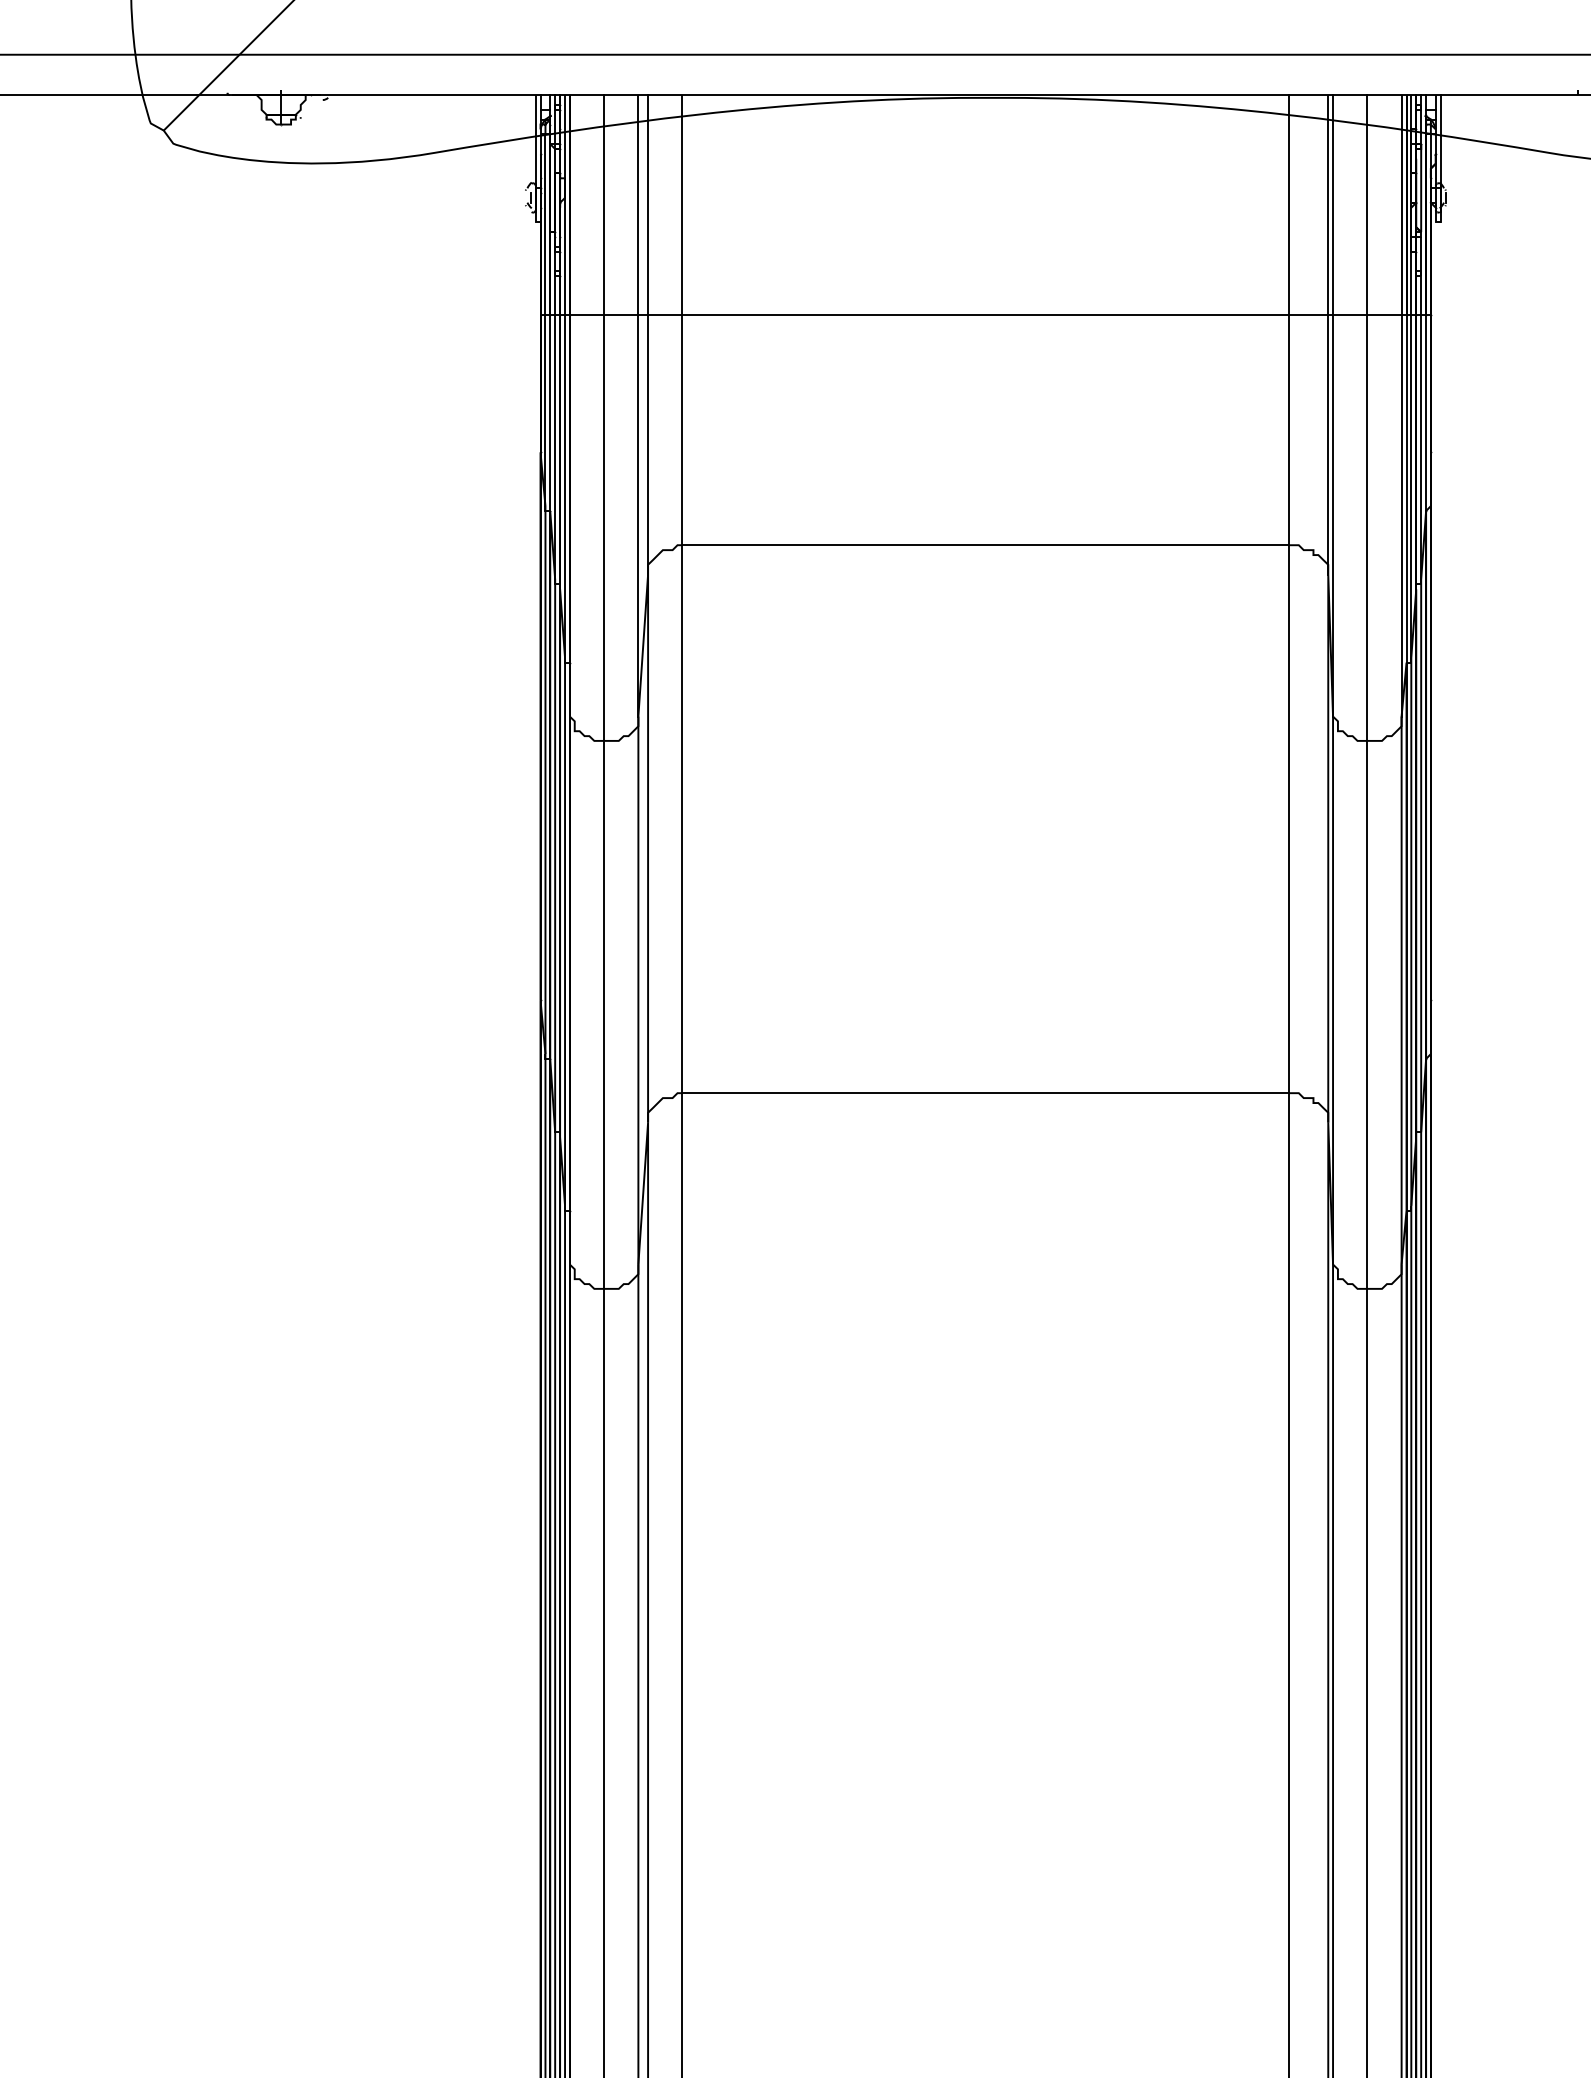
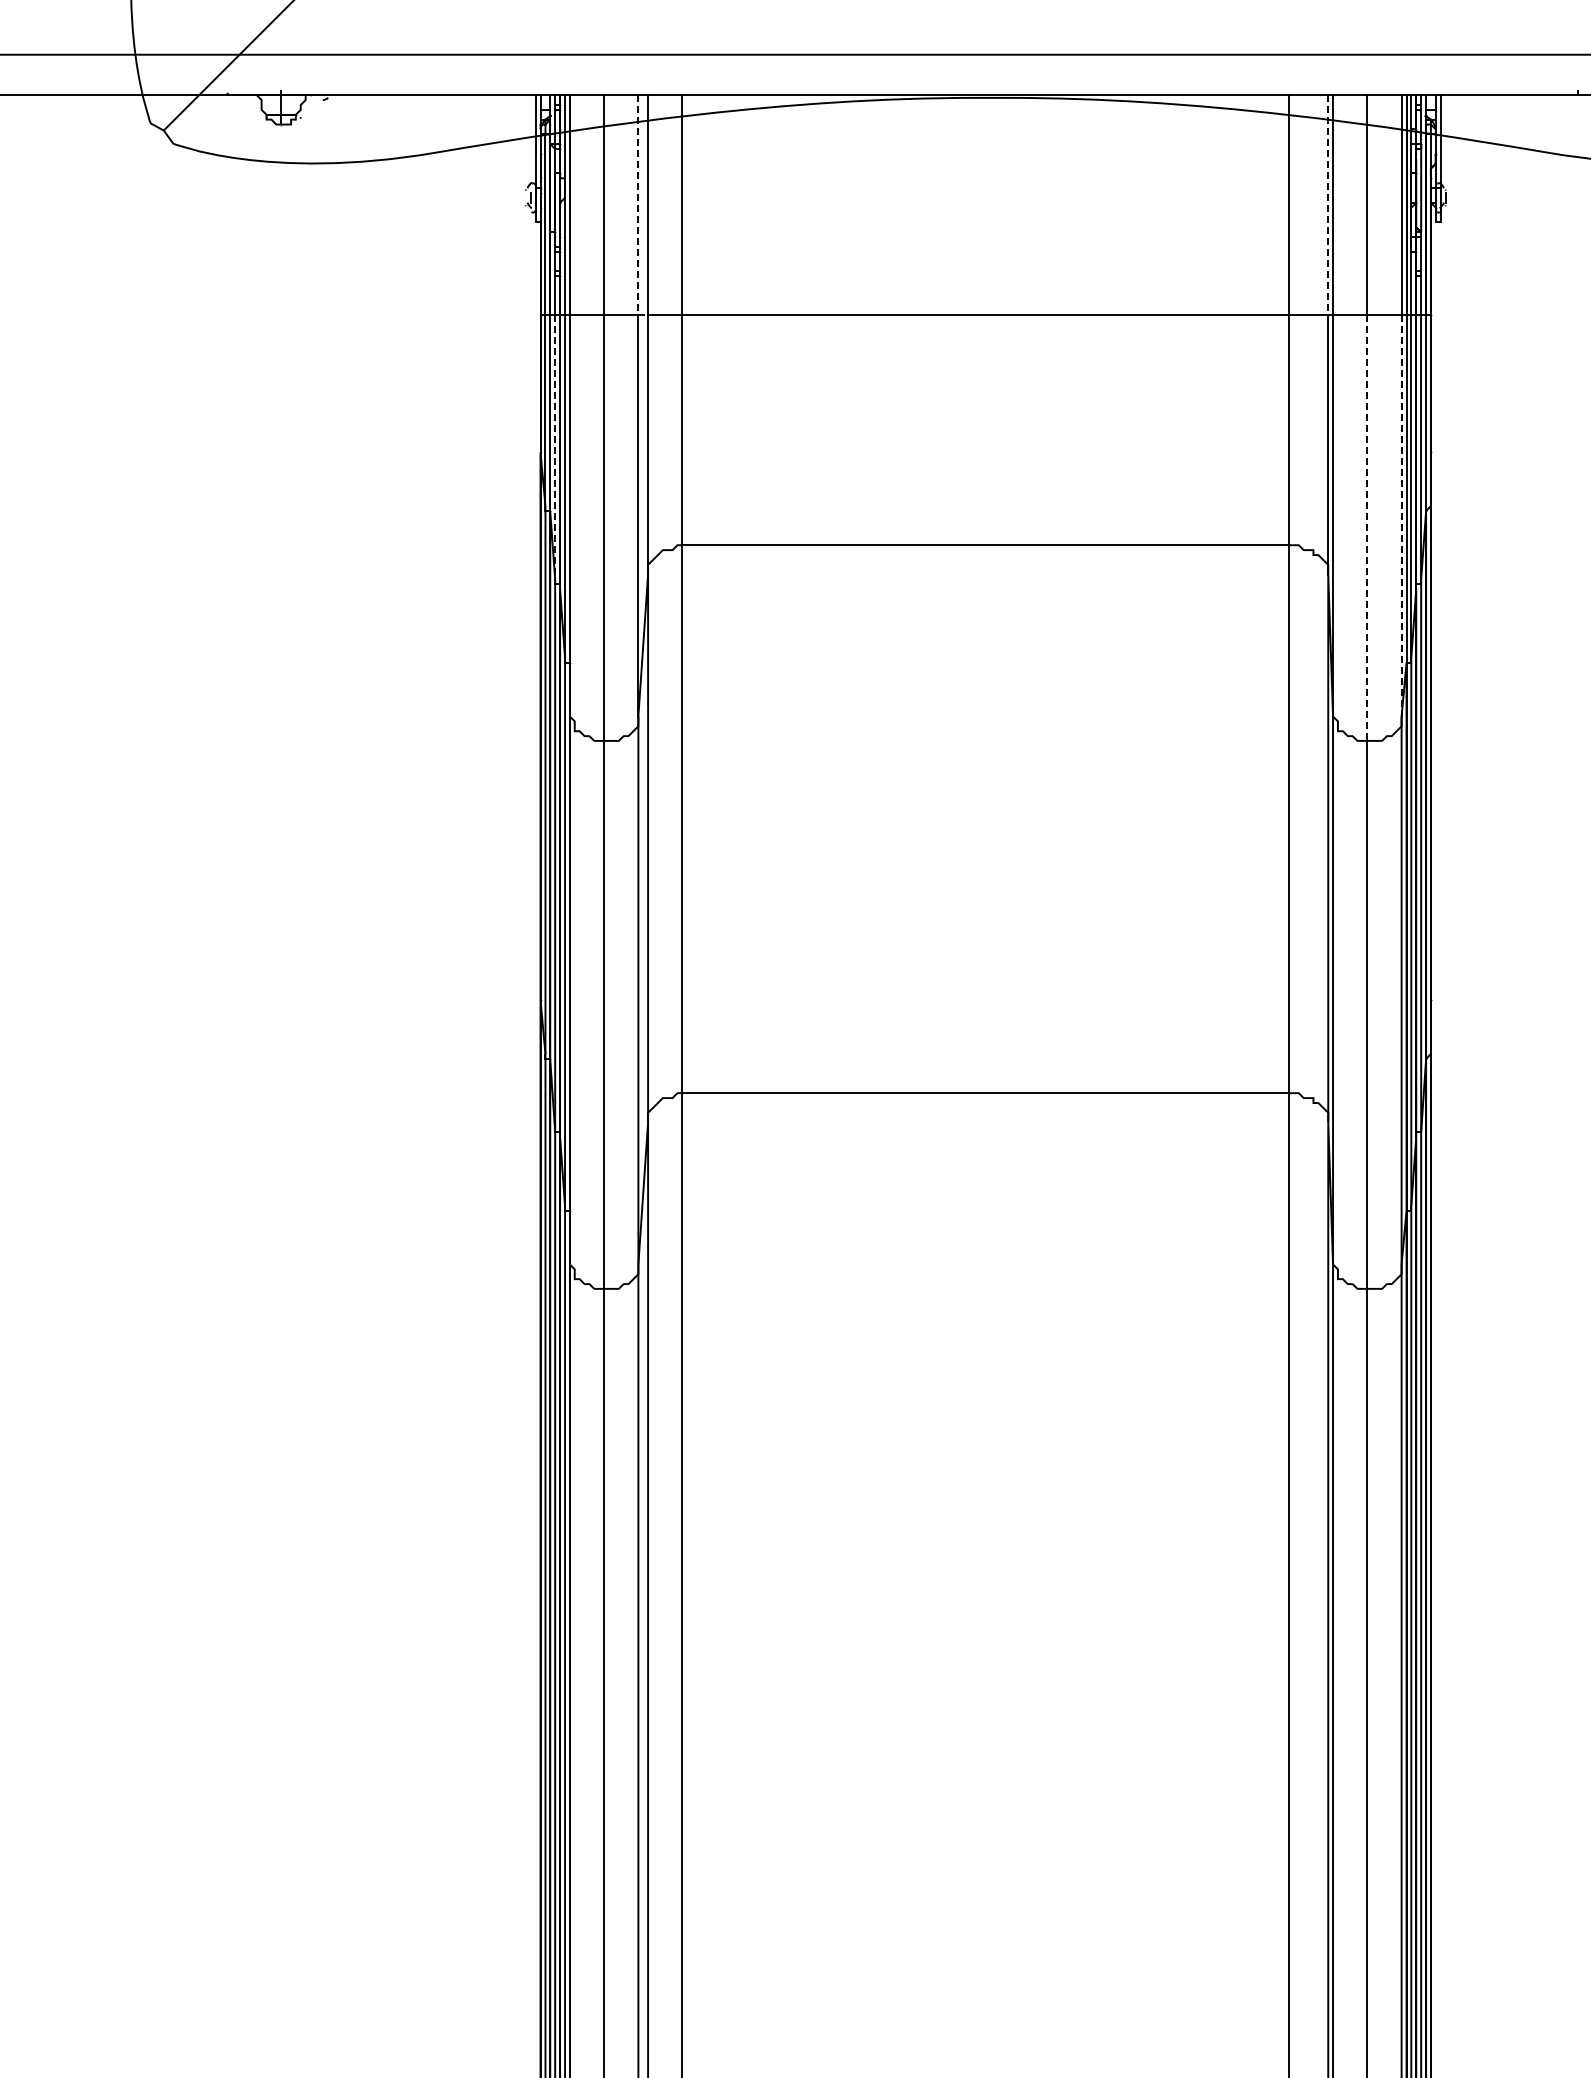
line: solid -> dashed (1328, 208)
line: solid -> dashed (638, 210)
line: solid -> dashed (555, 447)
line: solid -> dashed (1401, 515)
line: solid -> dashed (1367, 528)
